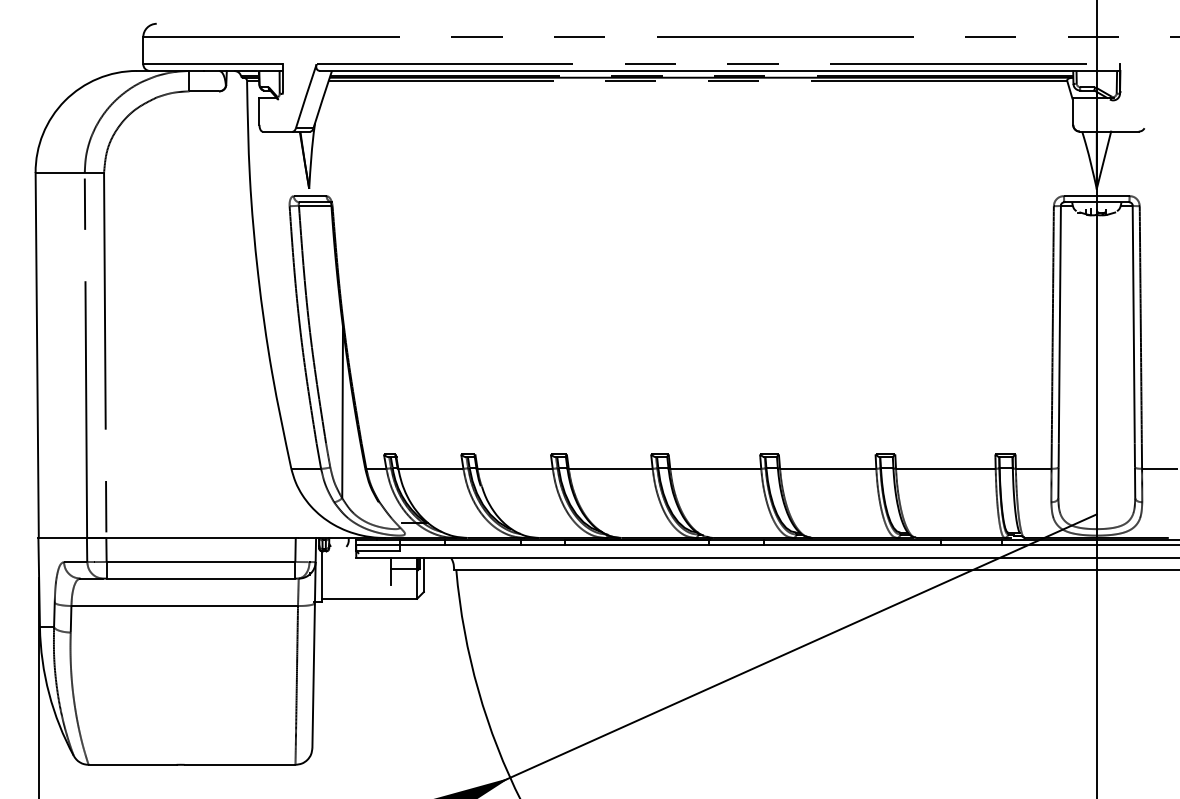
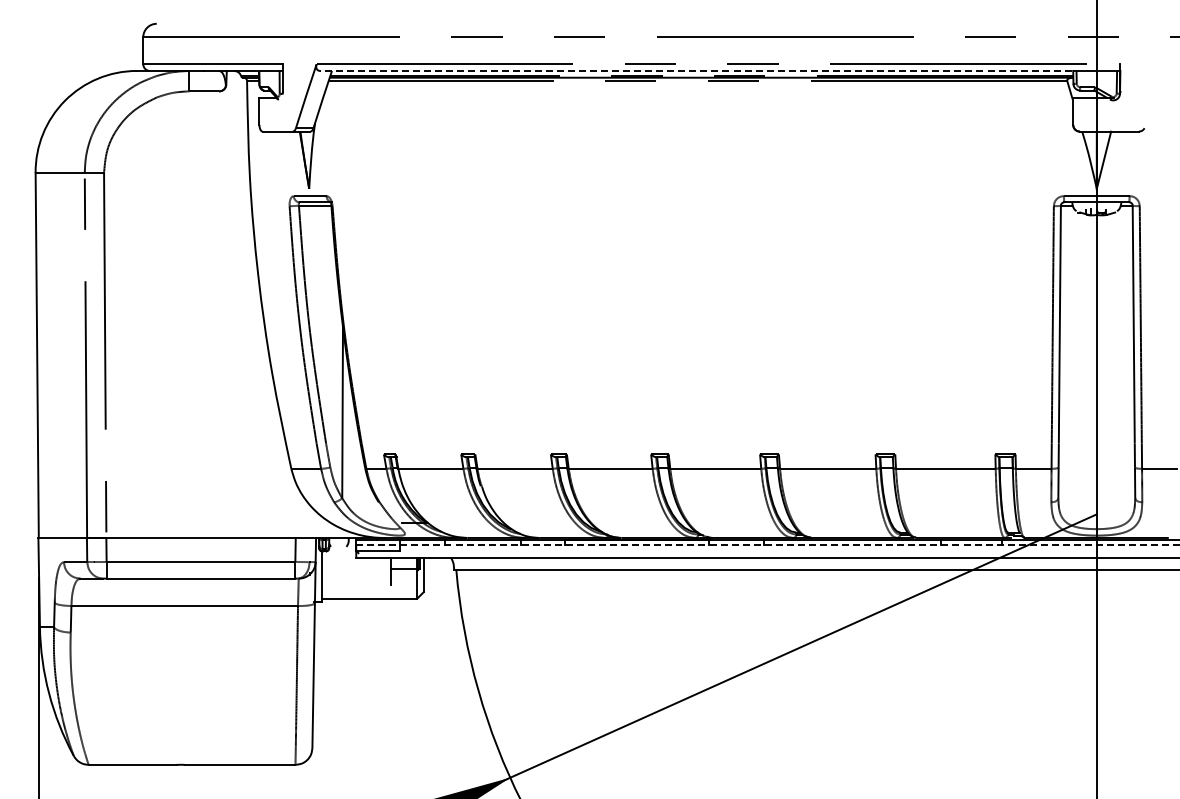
line: solid -> dashed (696, 70)
line: solid -> dashed (767, 544)
